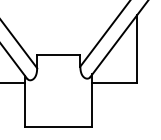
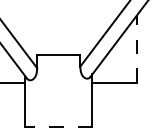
line: solid -> dashed (137, 48)
line: solid -> dashed (58, 126)
